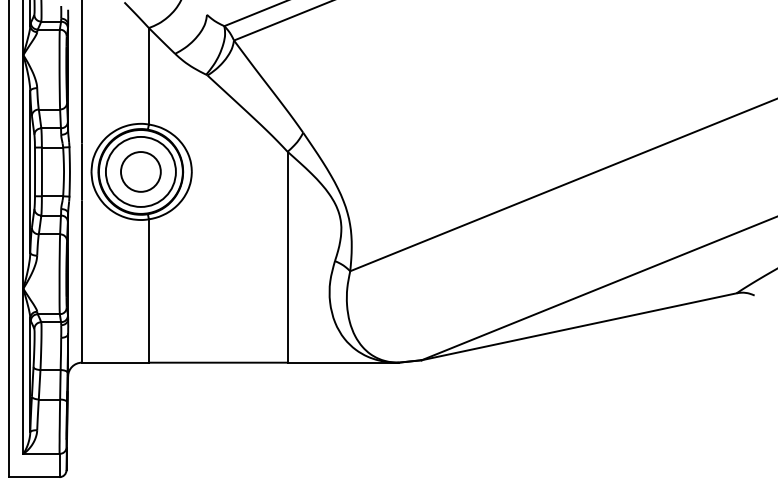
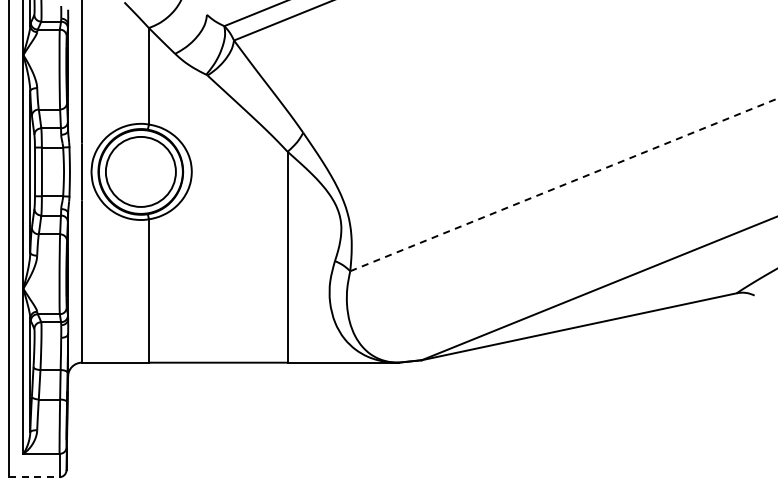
circle: present -> none (140, 171)
line: solid -> dashed (564, 184)
line: solid -> dashed (34, 477)
